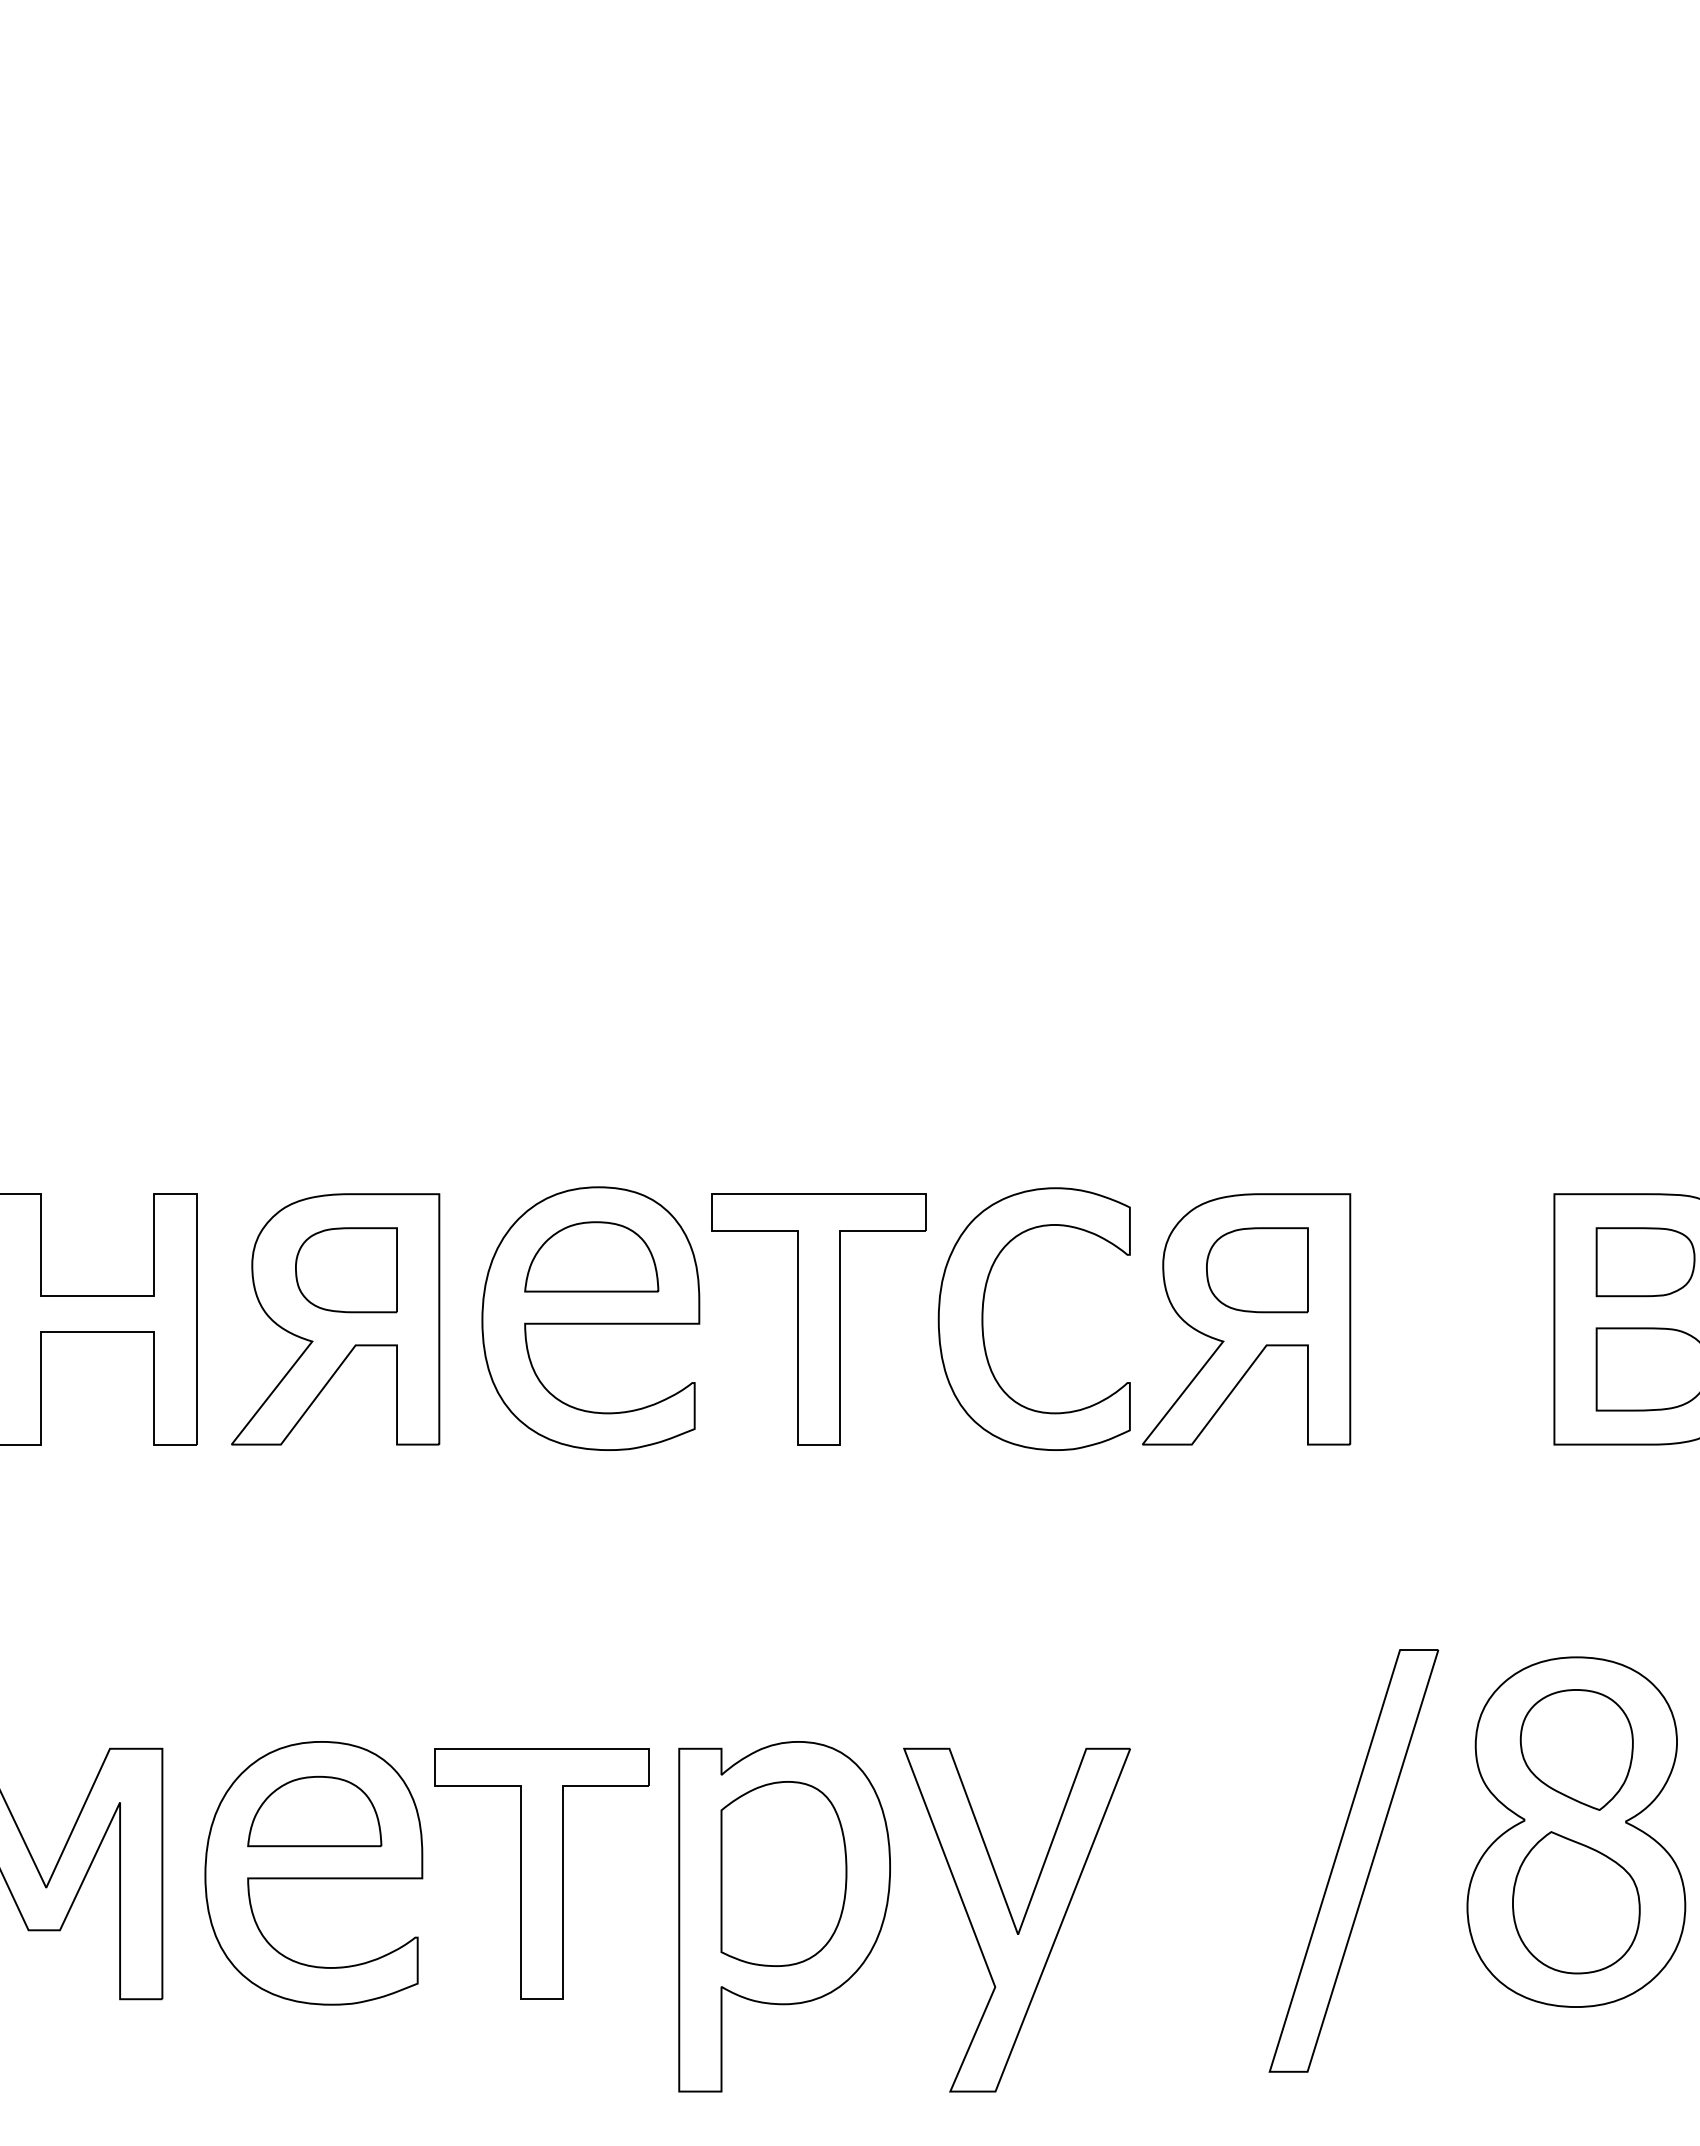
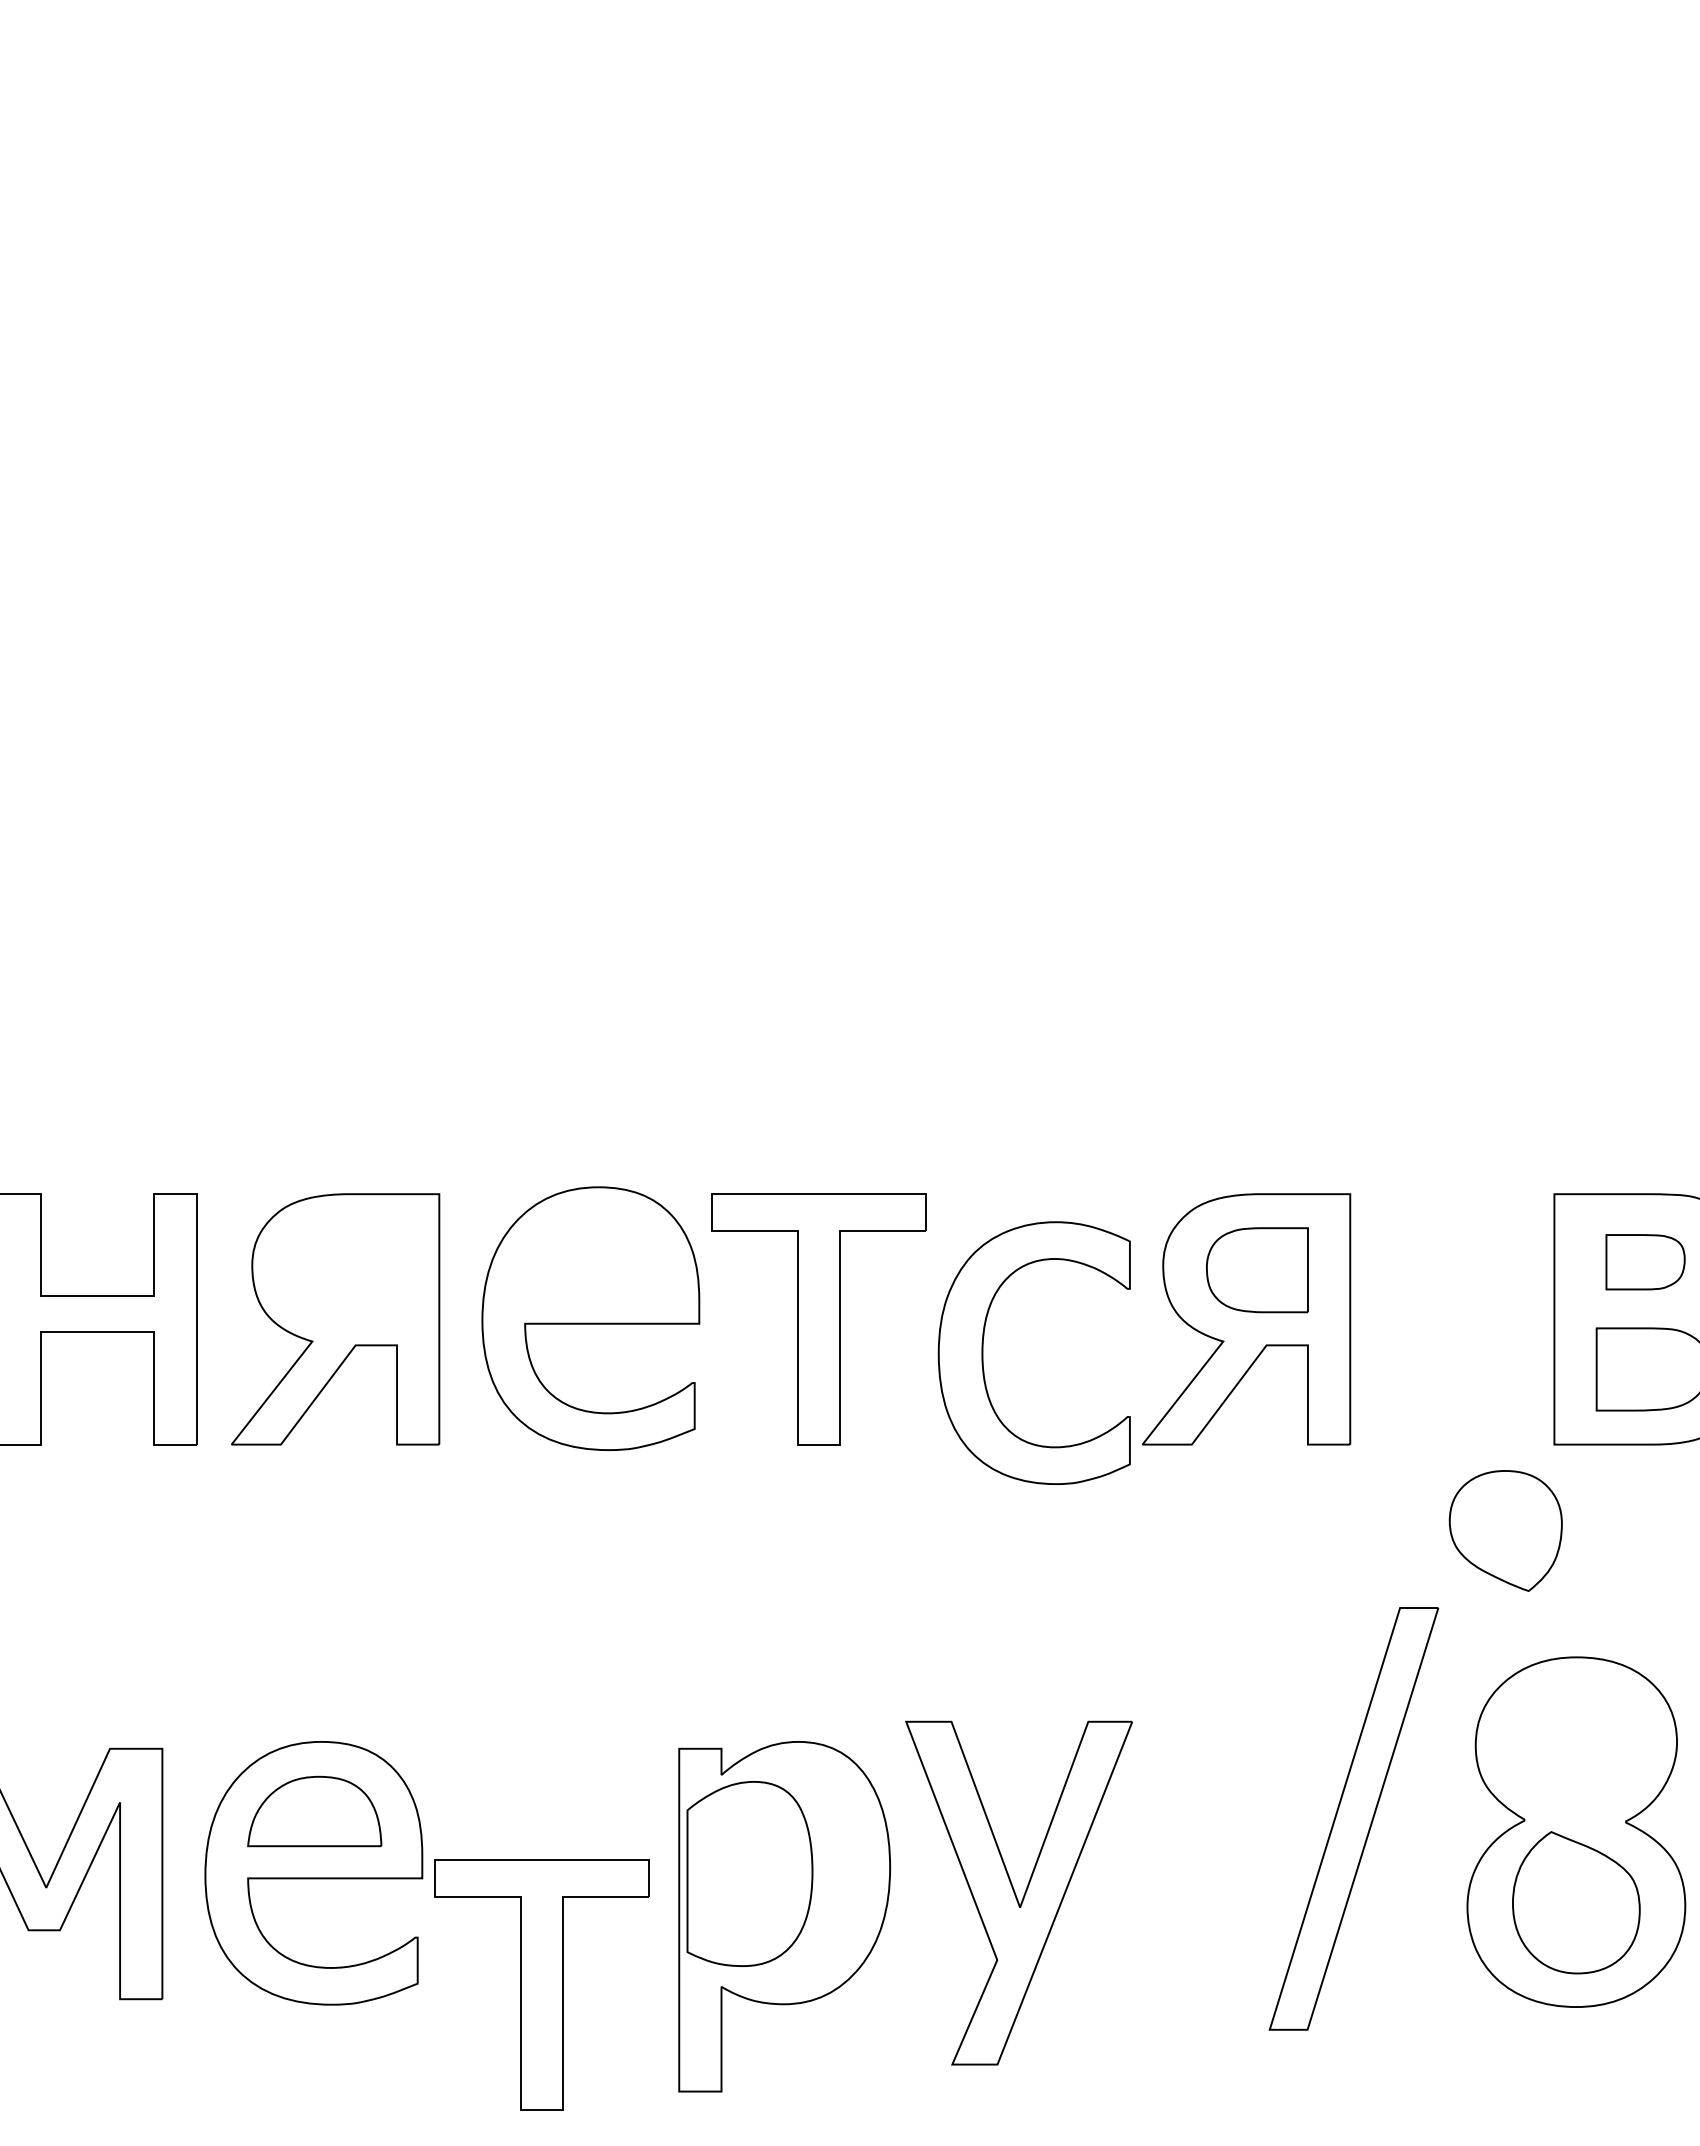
part: present -> none (591, 1256)
part size: 101x71 px -> 81x57 px (1645, 1262)
part: present -> none (346, 1270)
part position: (983, 1318) -> (983, 1352) (983, 1352)
part position: (1576, 1749) -> (1505, 1530) (1505, 1530)
part position: (1353, 1860) -> (1353, 1818) (1353, 1818)
part position: (541, 1873) -> (541, 1984) (541, 1984)
part position: (783, 1873) -> (749, 1873) (749, 1873)
part position: (1016, 1919) -> (1018, 1892) (1018, 1892)
